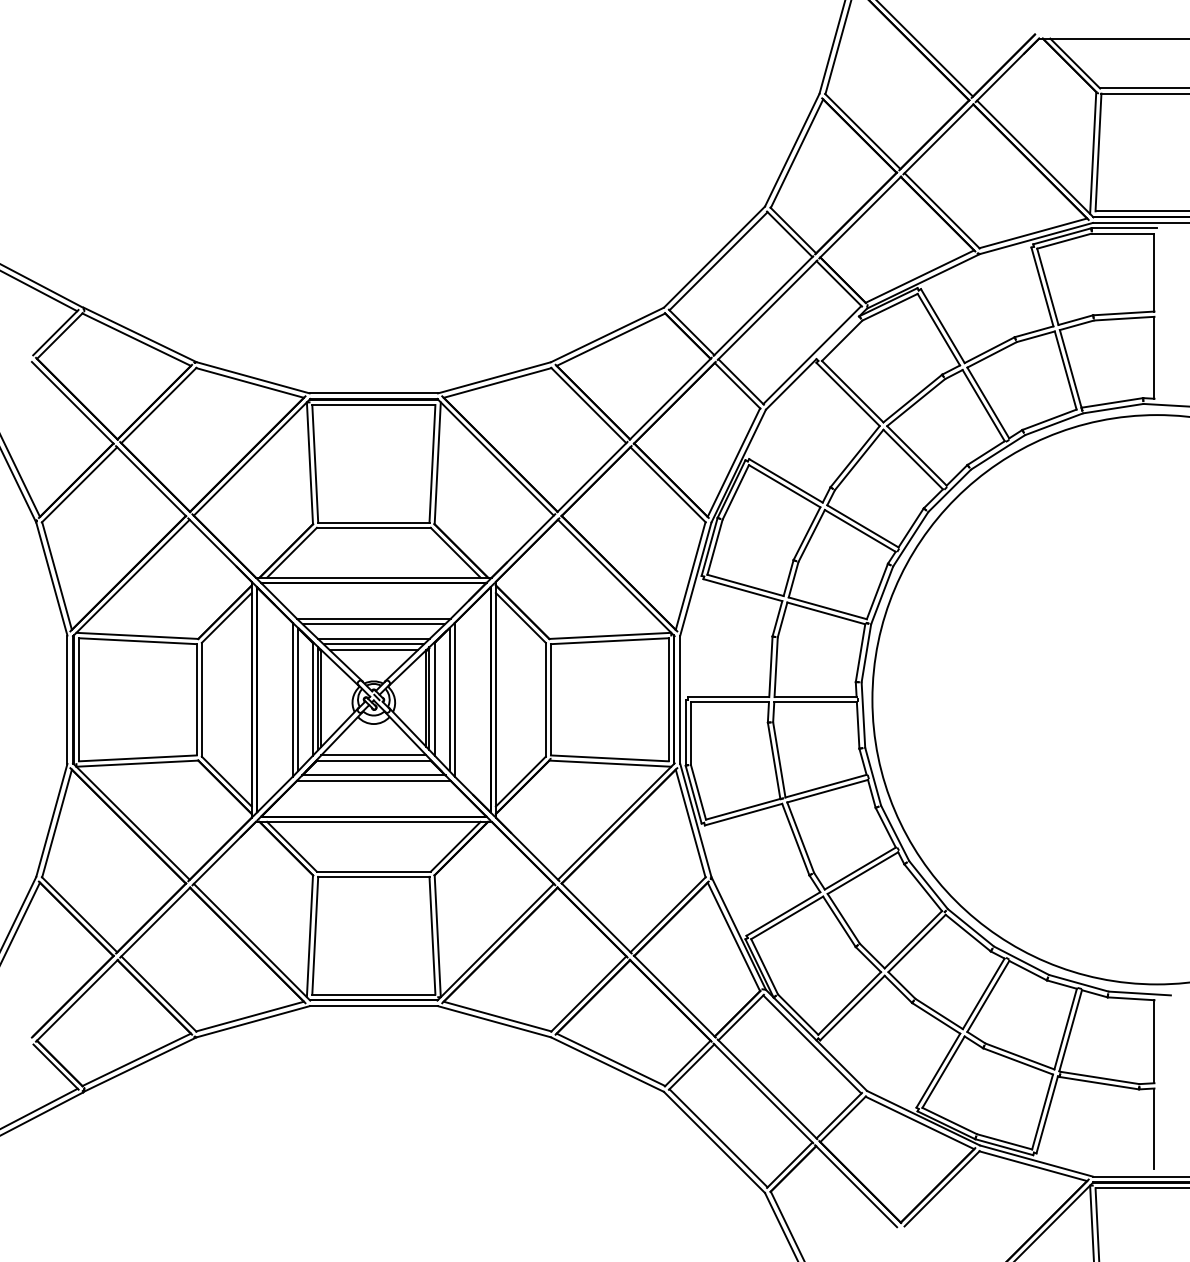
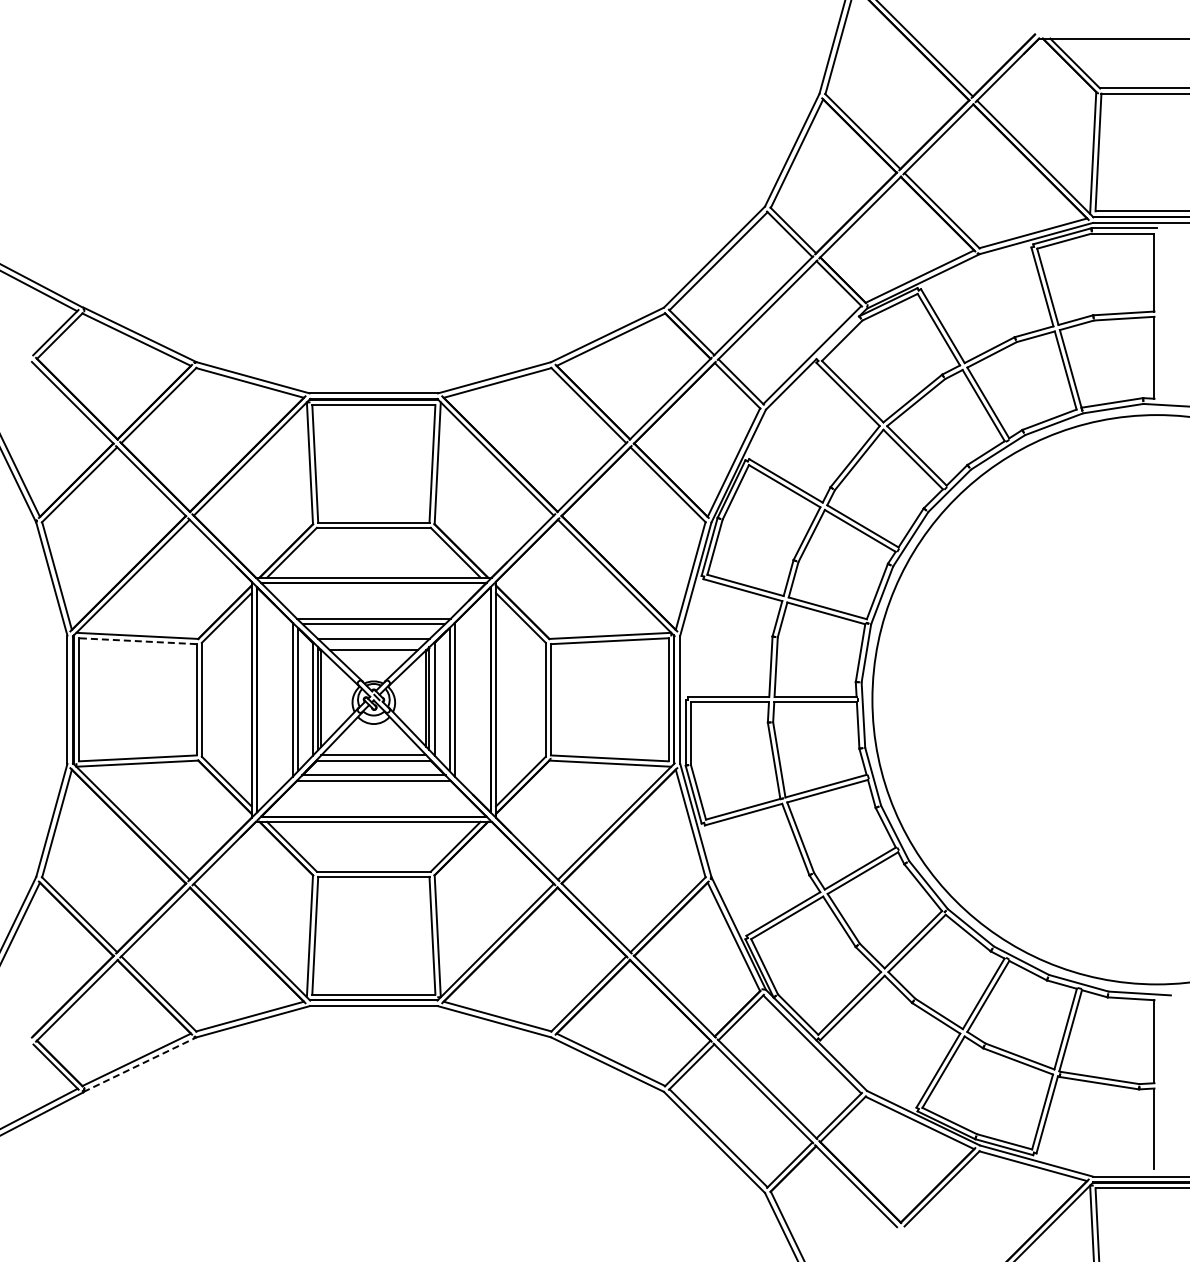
line: solid -> dashed (137, 641)
line: present -> none (373, 644)
line: solid -> dashed (140, 1064)
